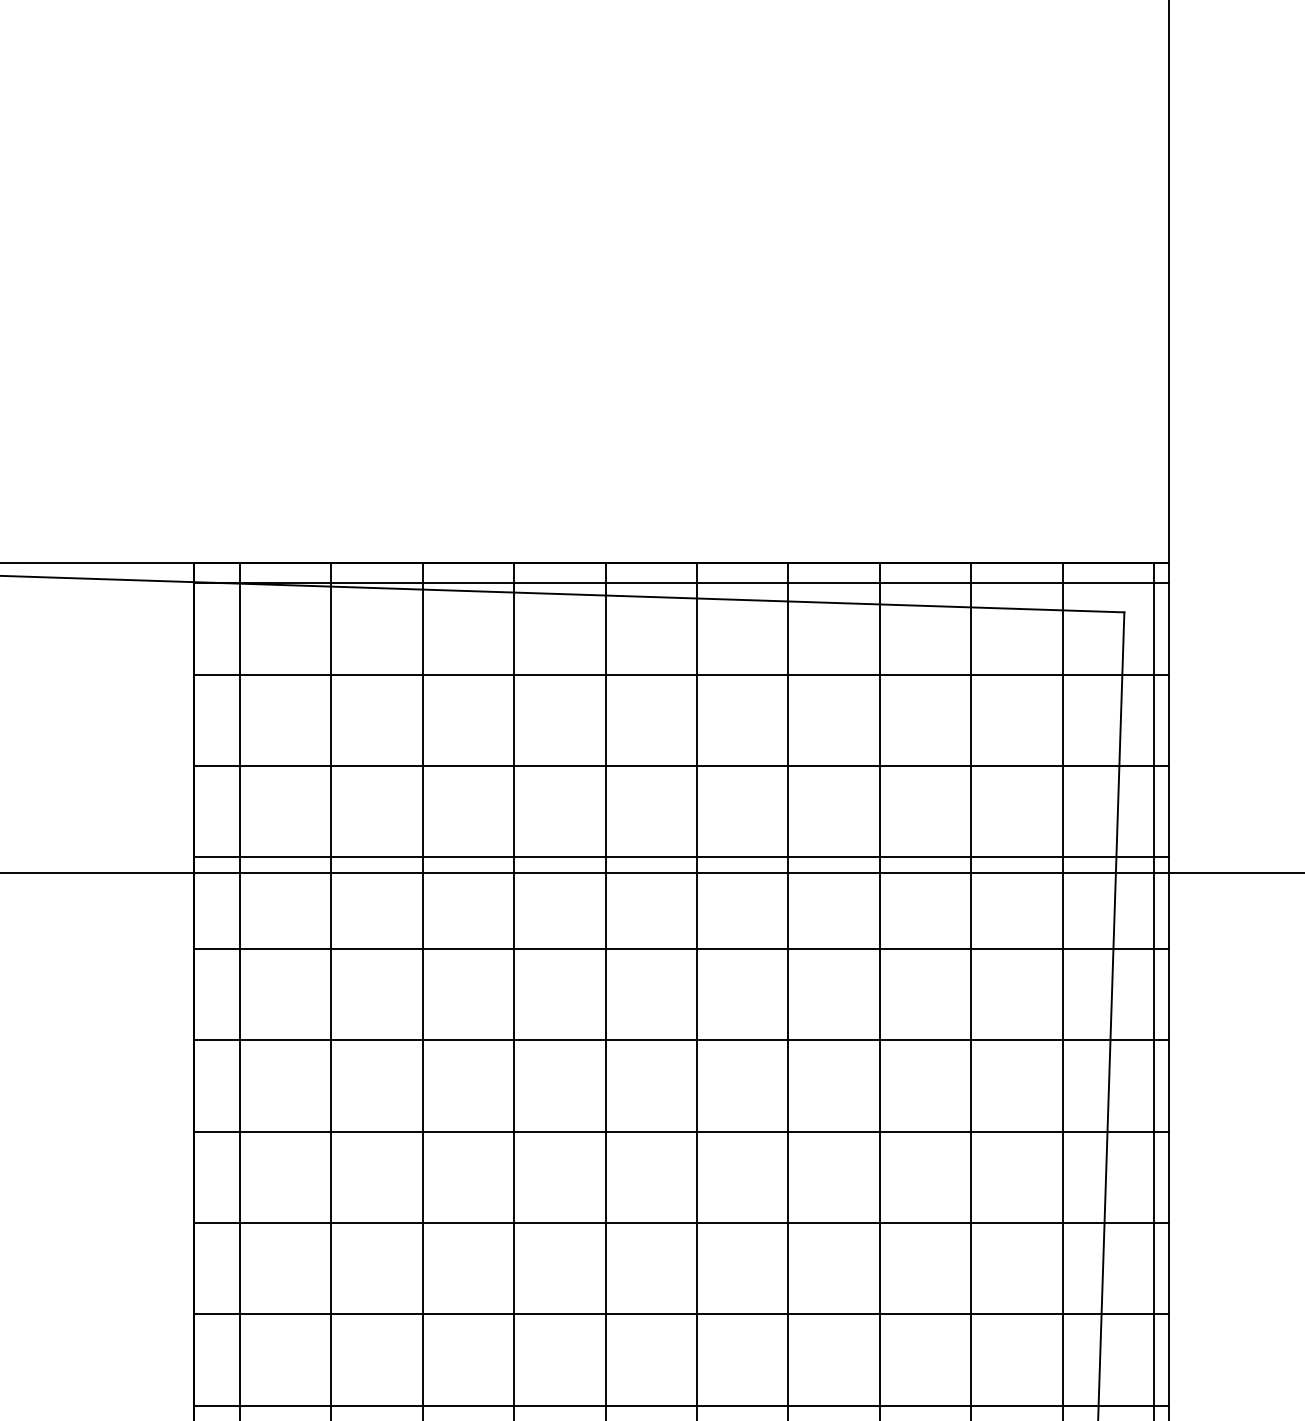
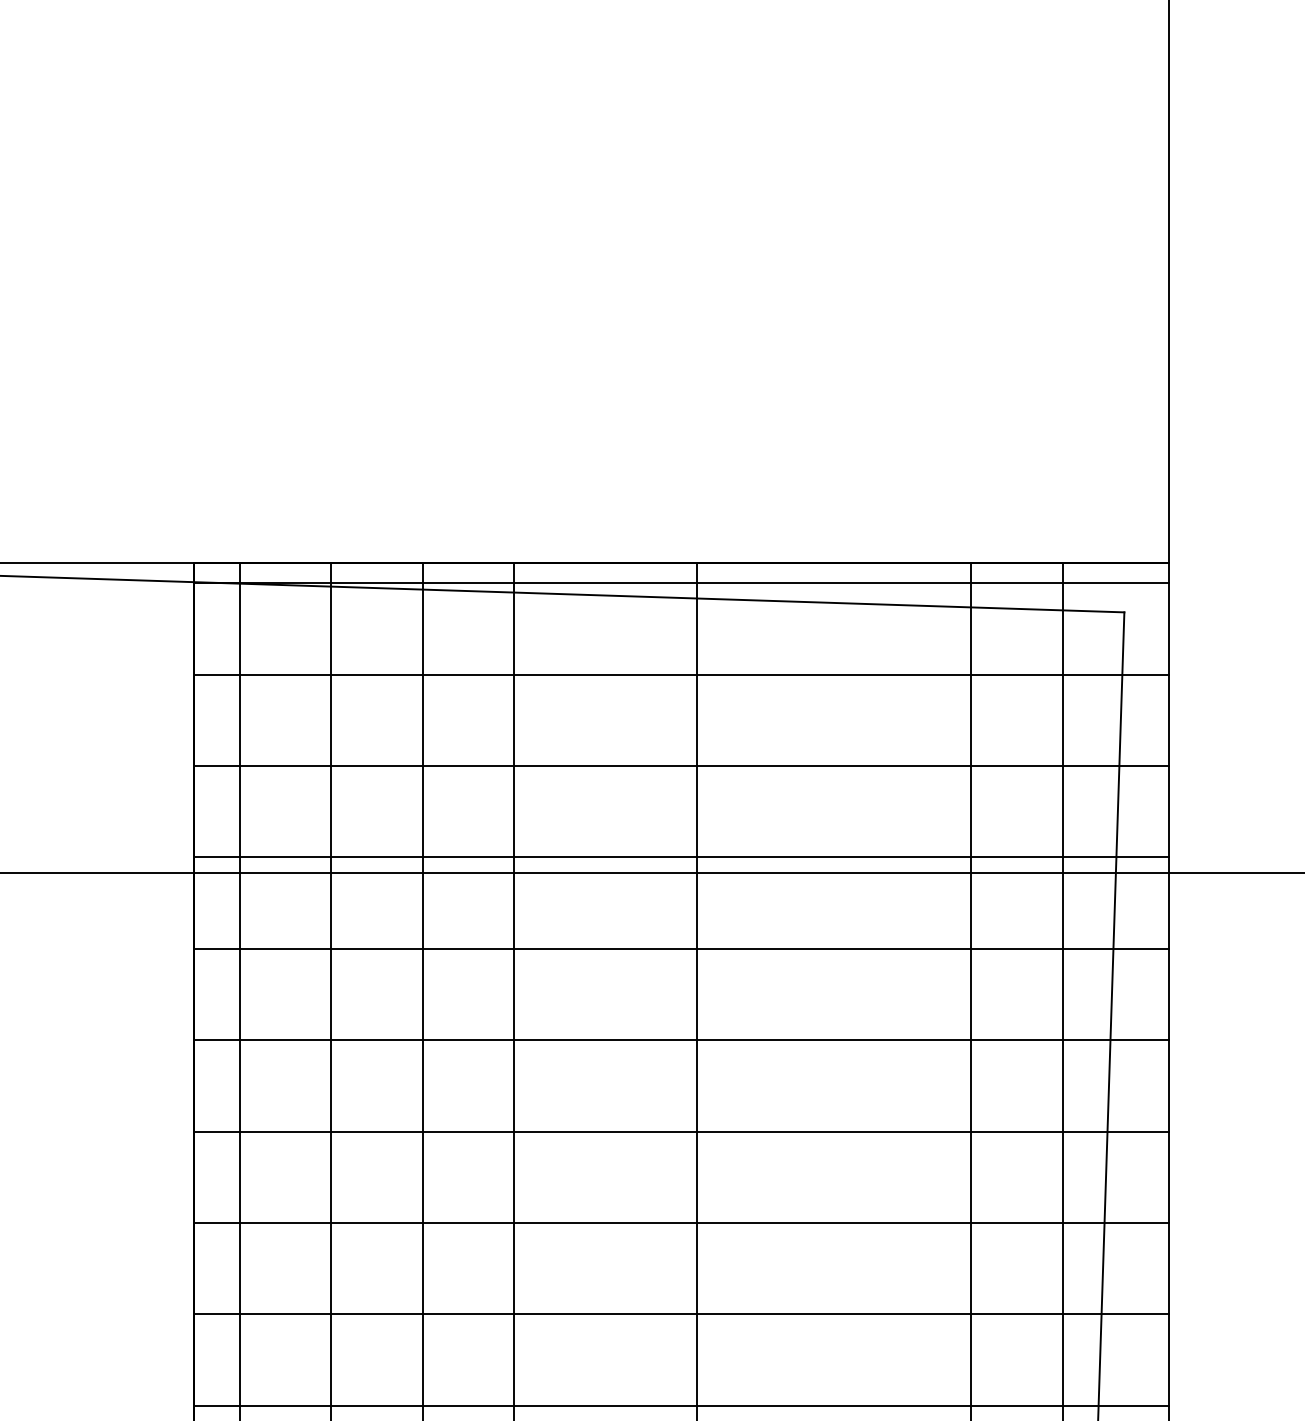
line: present -> none (605, 990)
line: present -> none (788, 990)
line: present -> none (879, 990)
line: present -> none (1154, 990)
